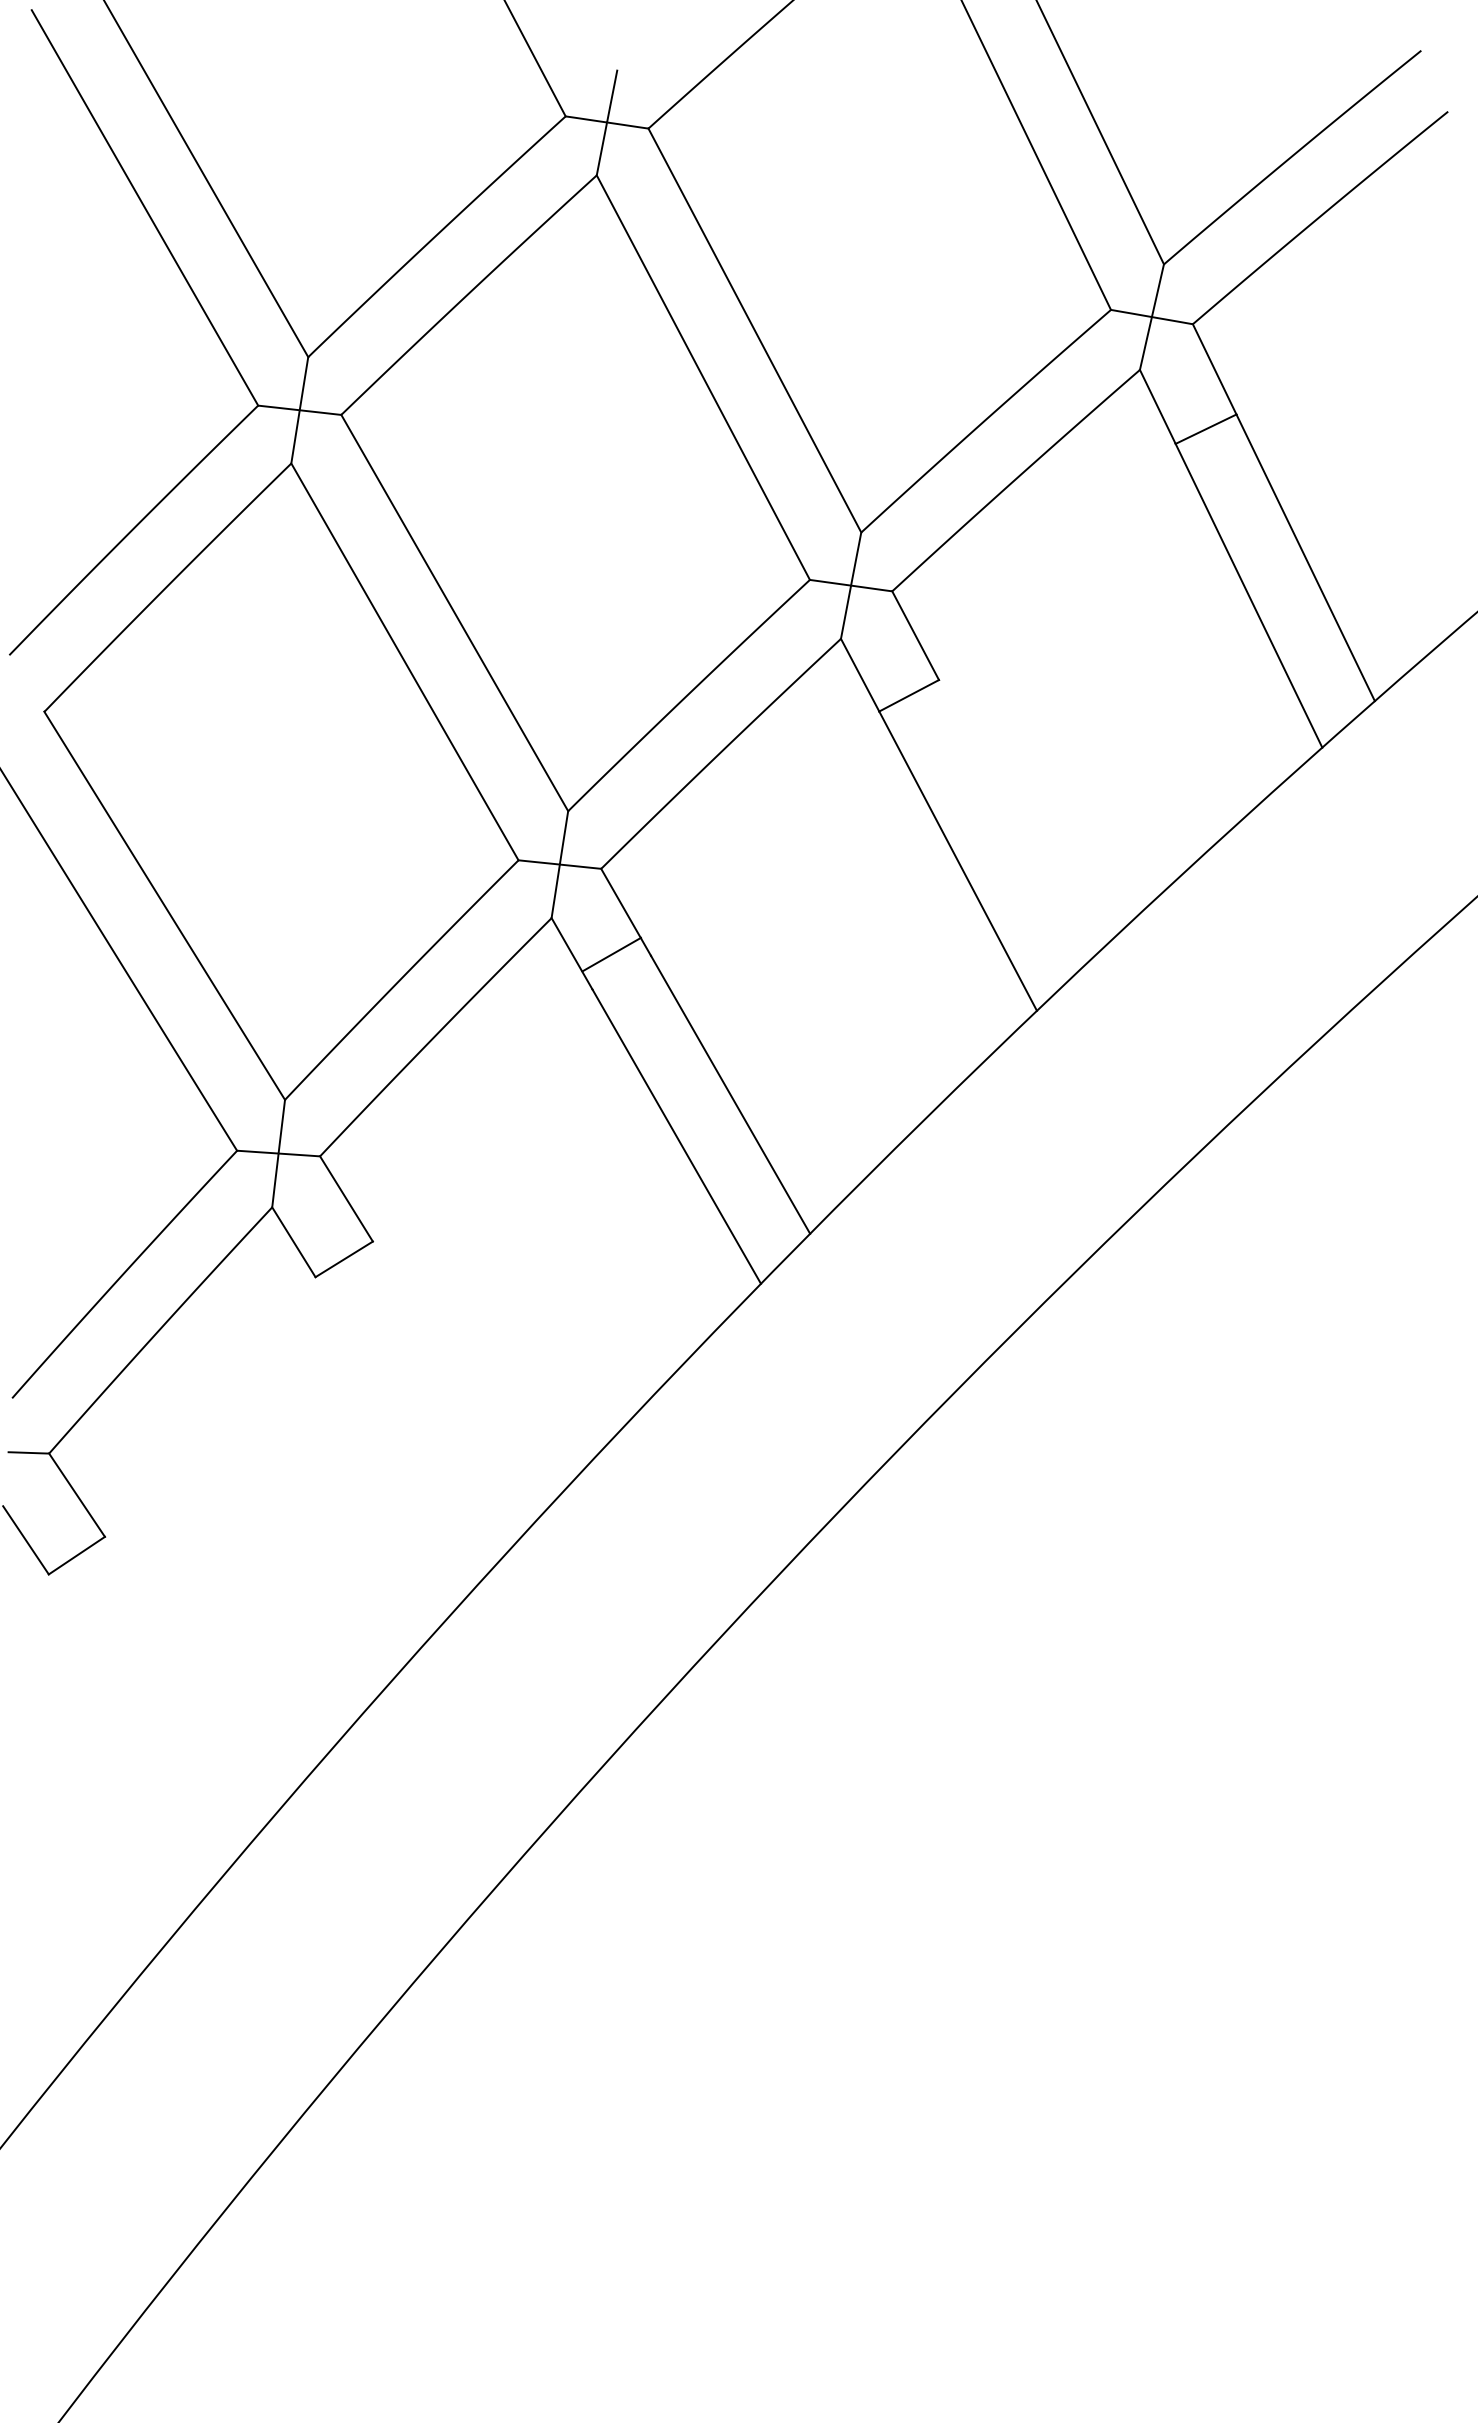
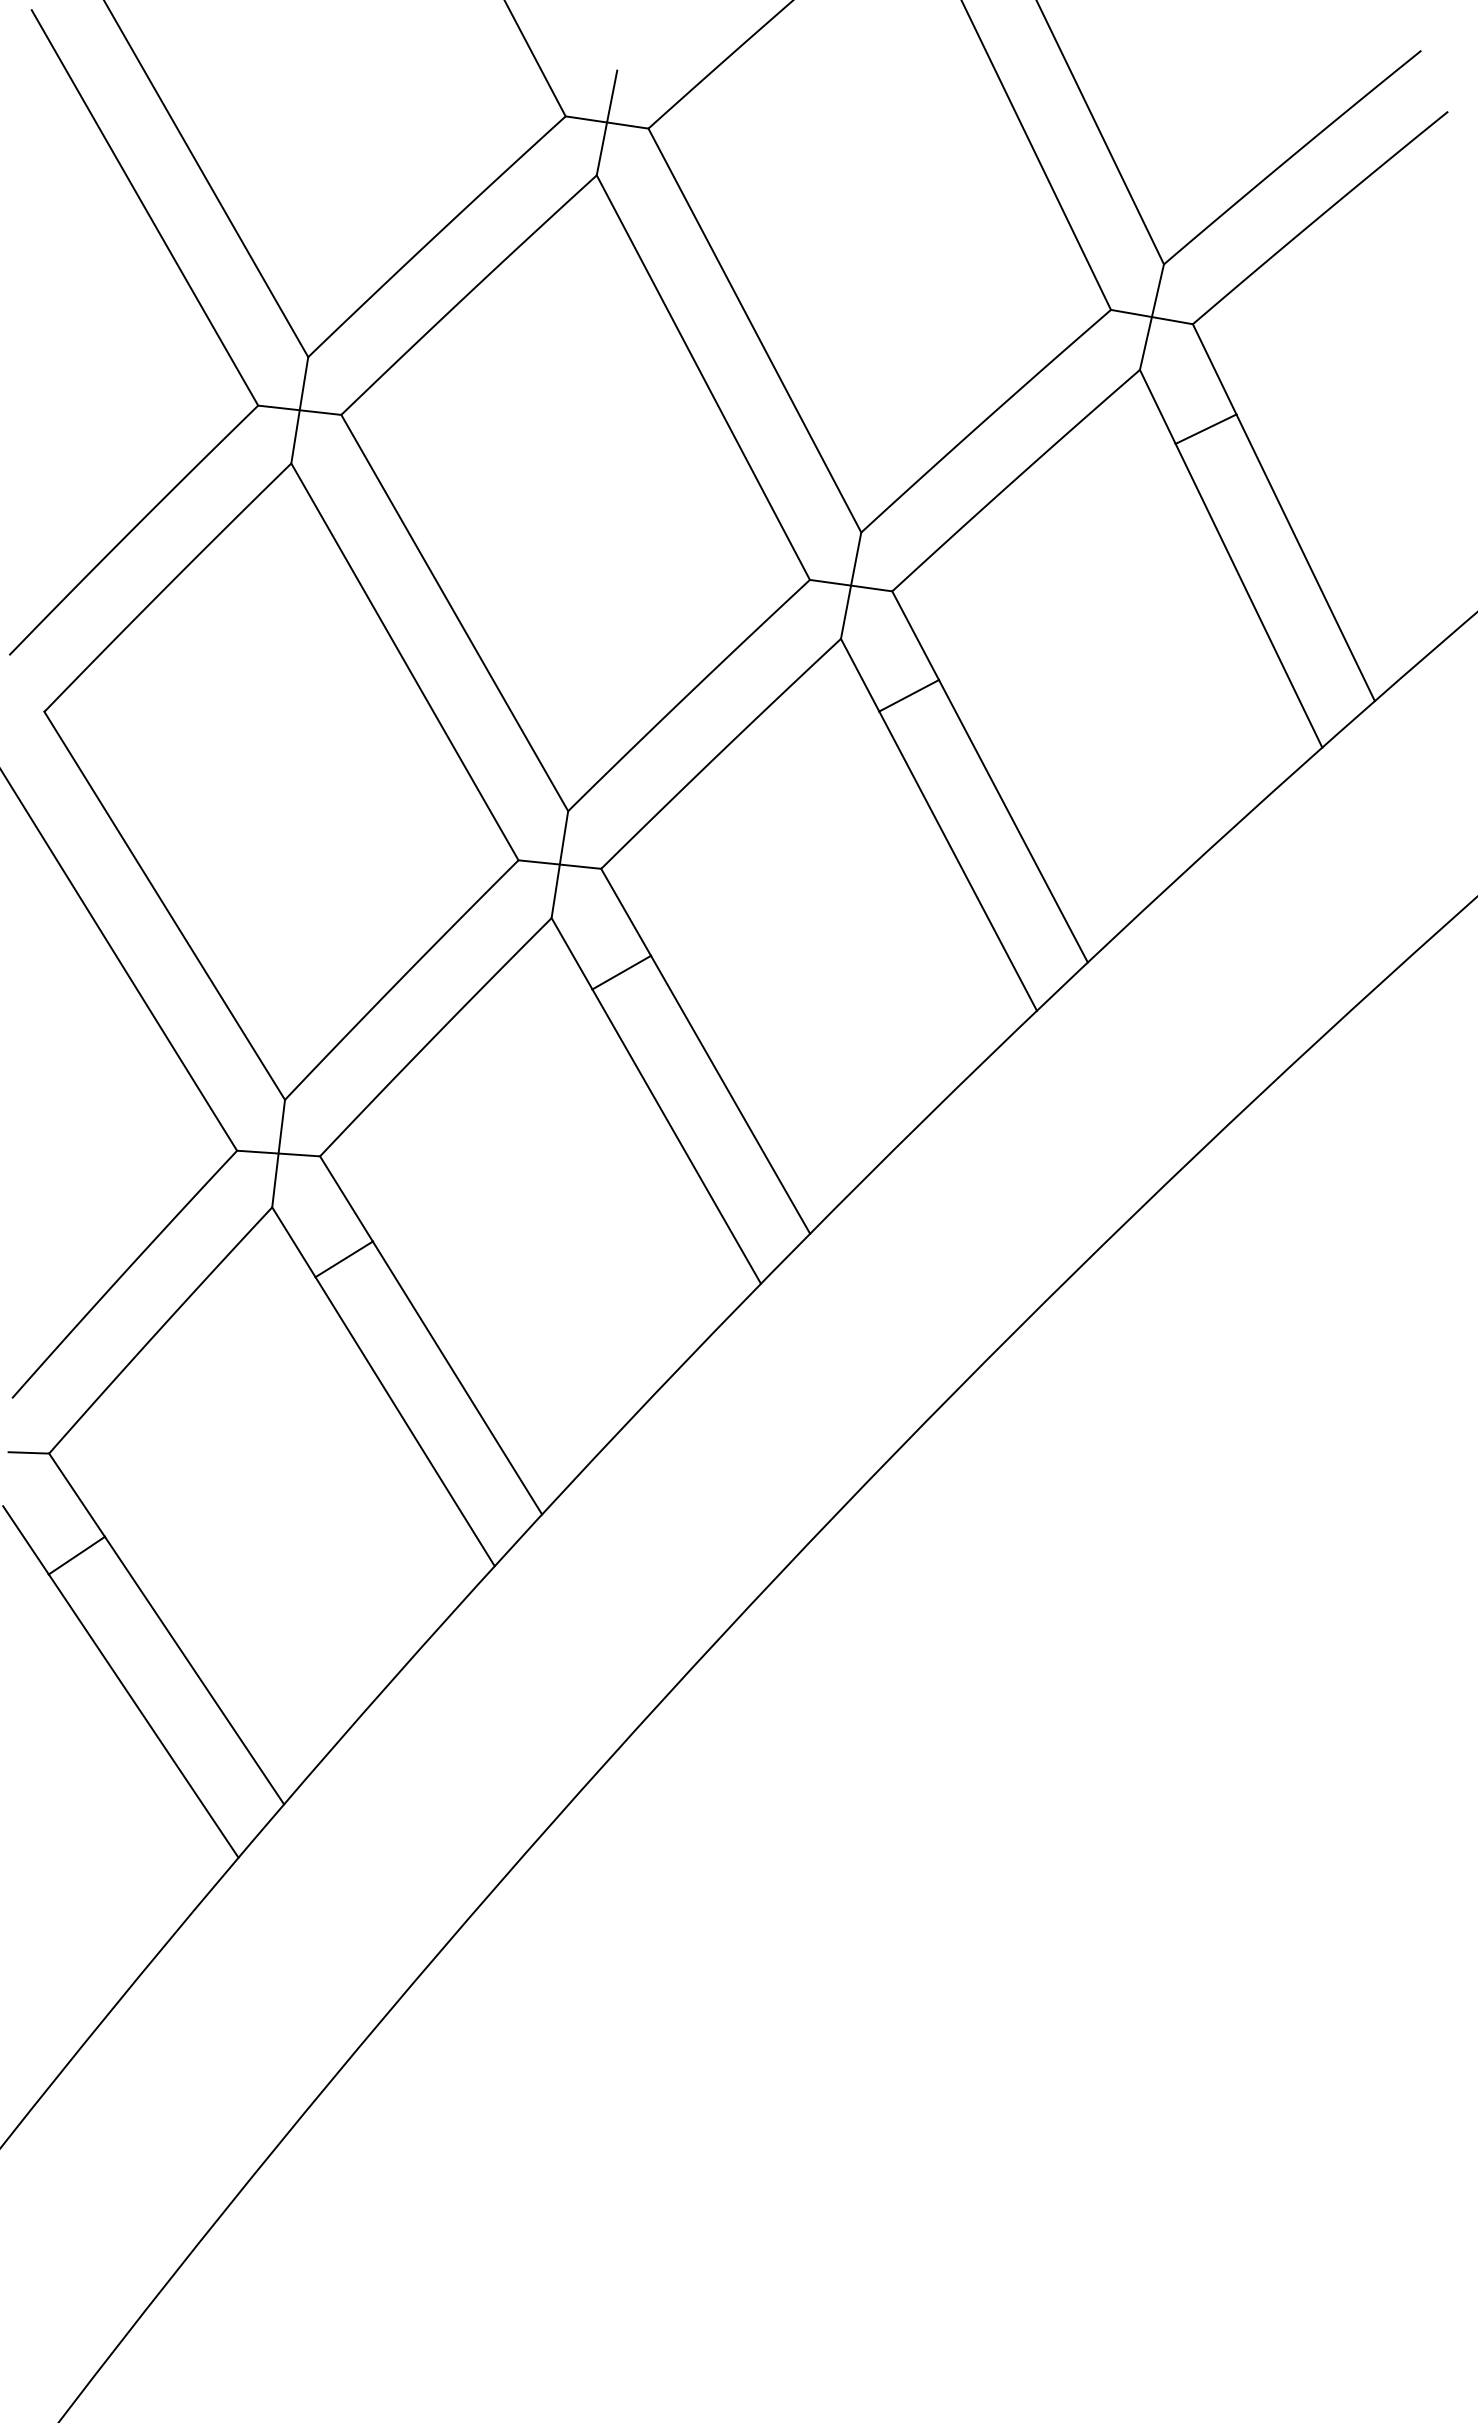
line: none -> present (1013, 821)
line position: (611, 954) -> (621, 972) (621, 972)
line: none -> present (457, 1377)
line: none -> present (404, 1421)
line: none -> present (194, 1670)
line: none -> present (143, 1715)
